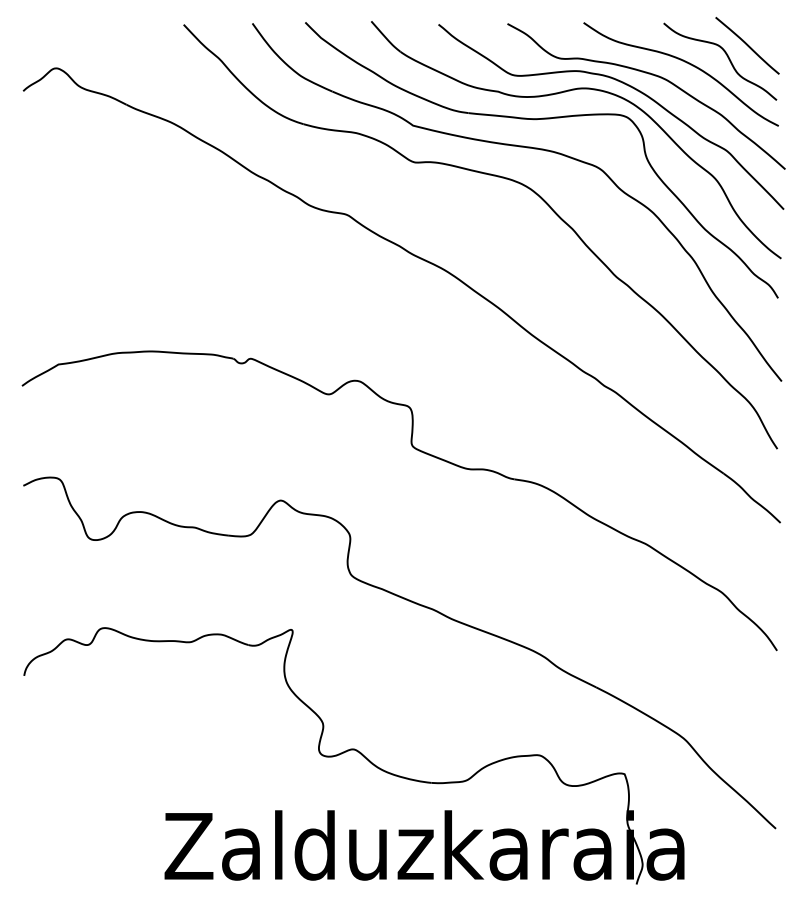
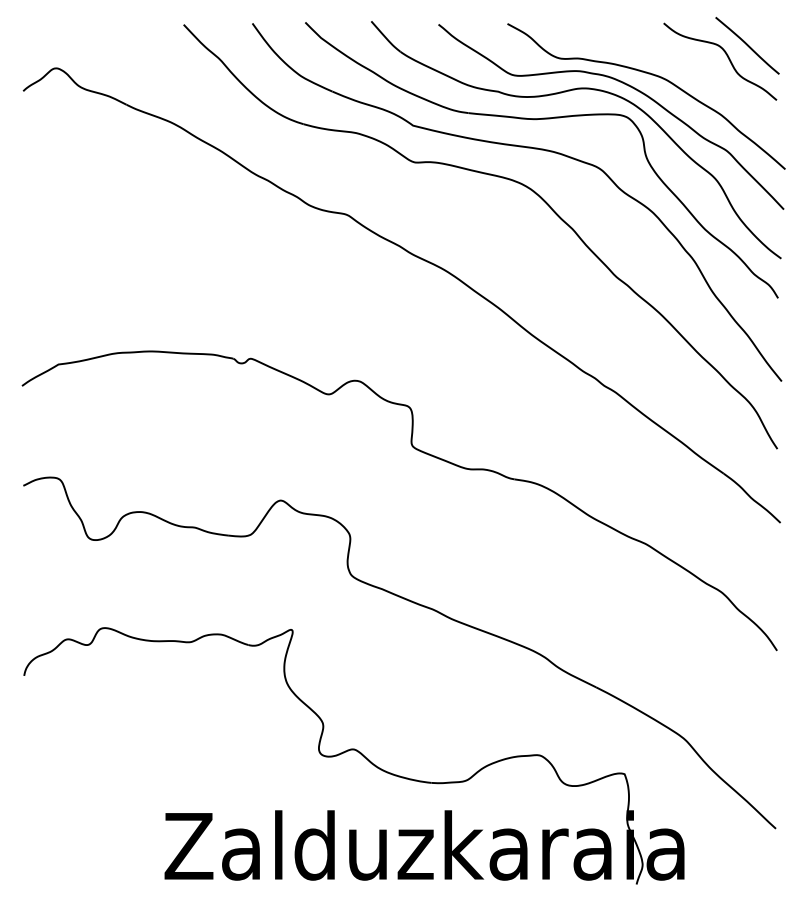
curve: present -> none (686, 63)
